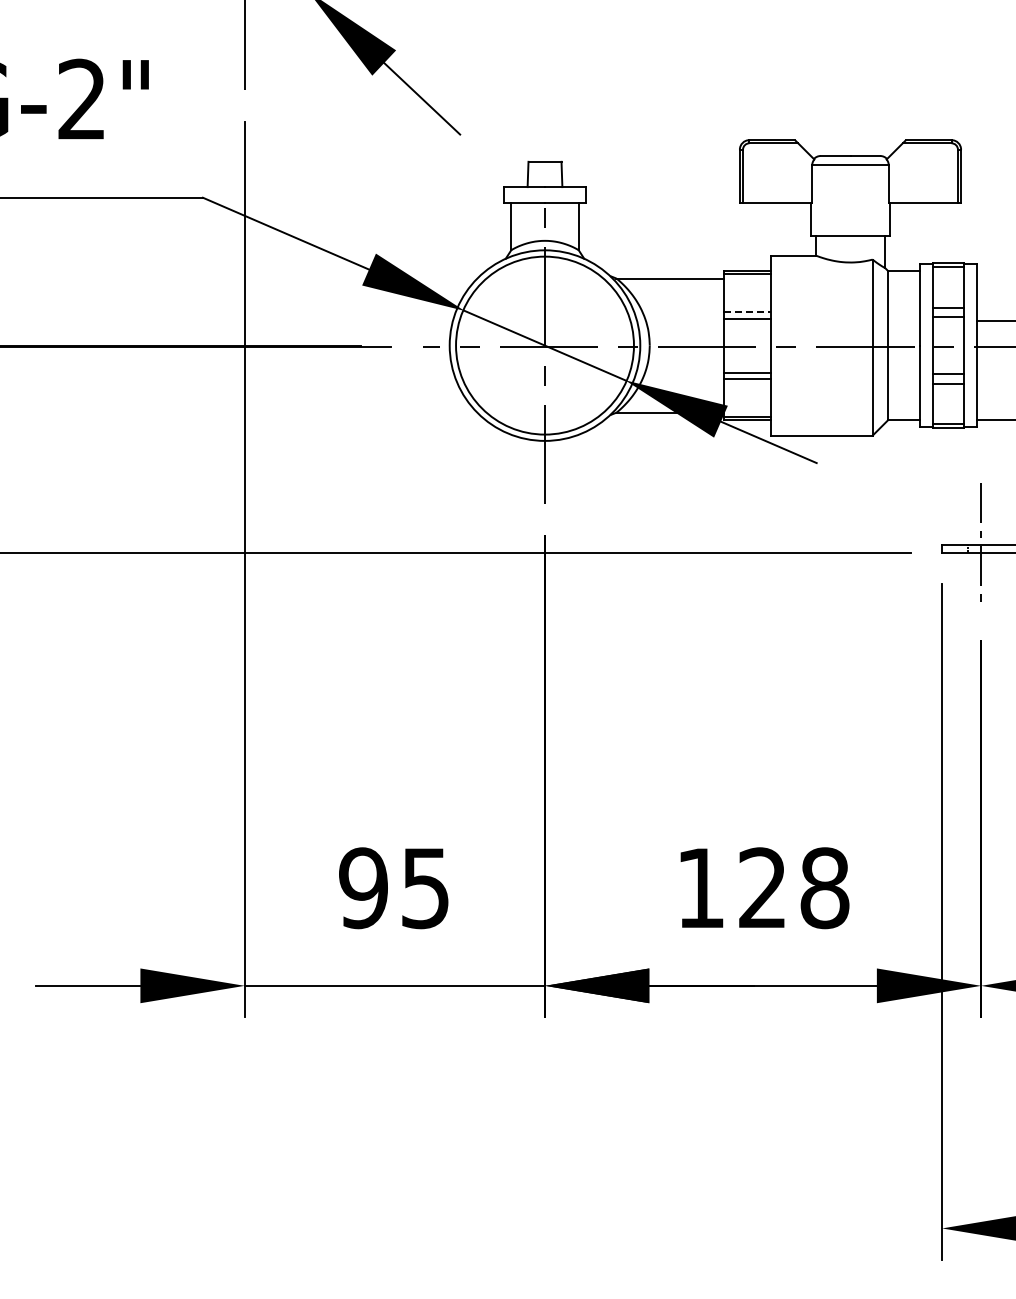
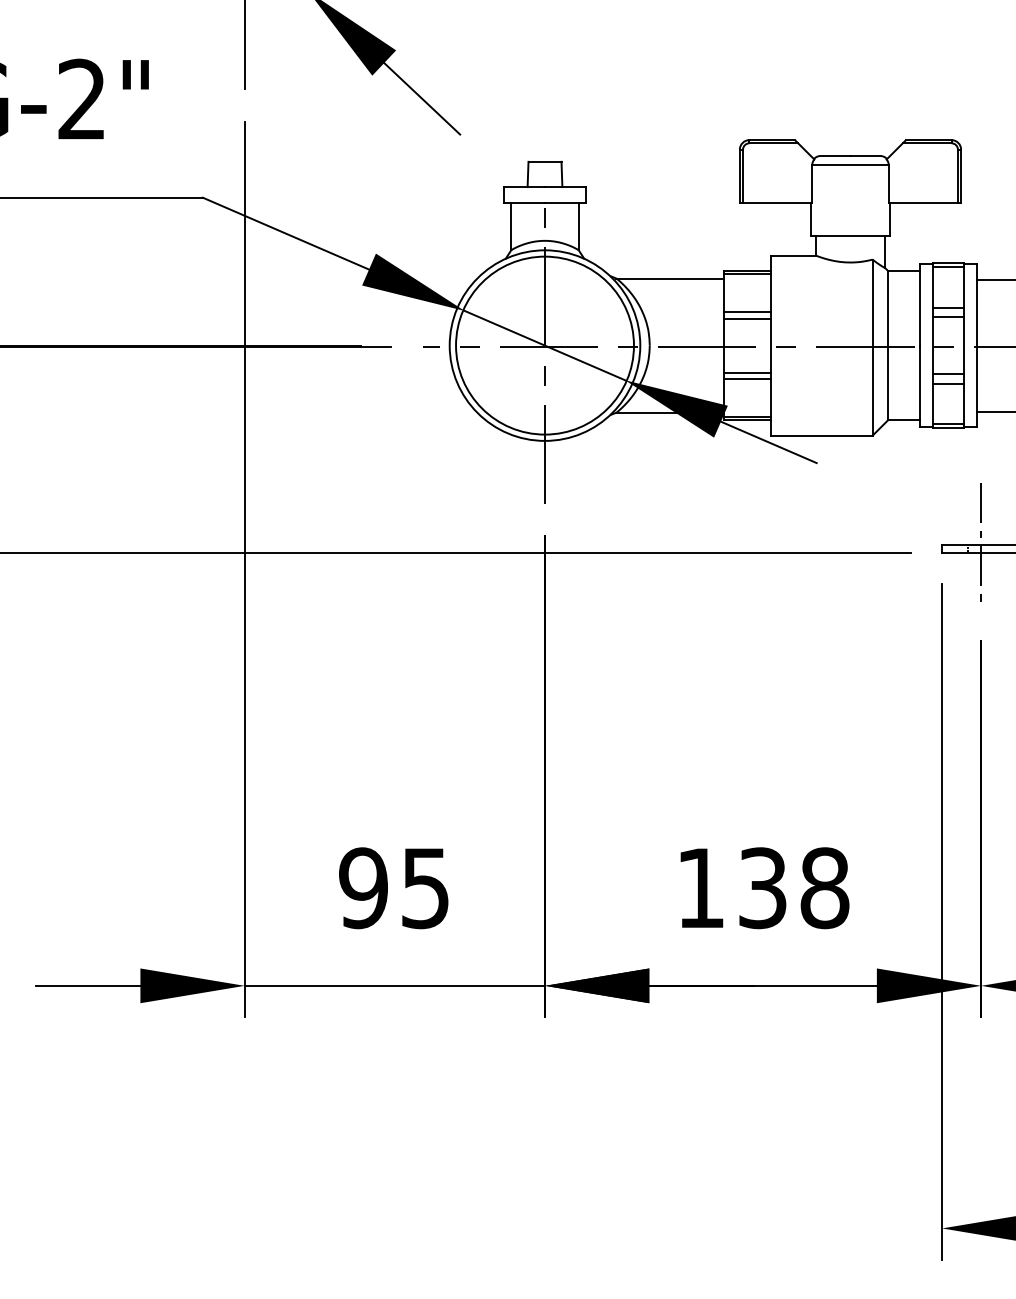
line: dashed -> solid (747, 312)
line position: (994, 320) -> (994, 279) (994, 279)
line position: (994, 419) -> (994, 411) (994, 411)
text: 128 -> 138 (762, 888)
